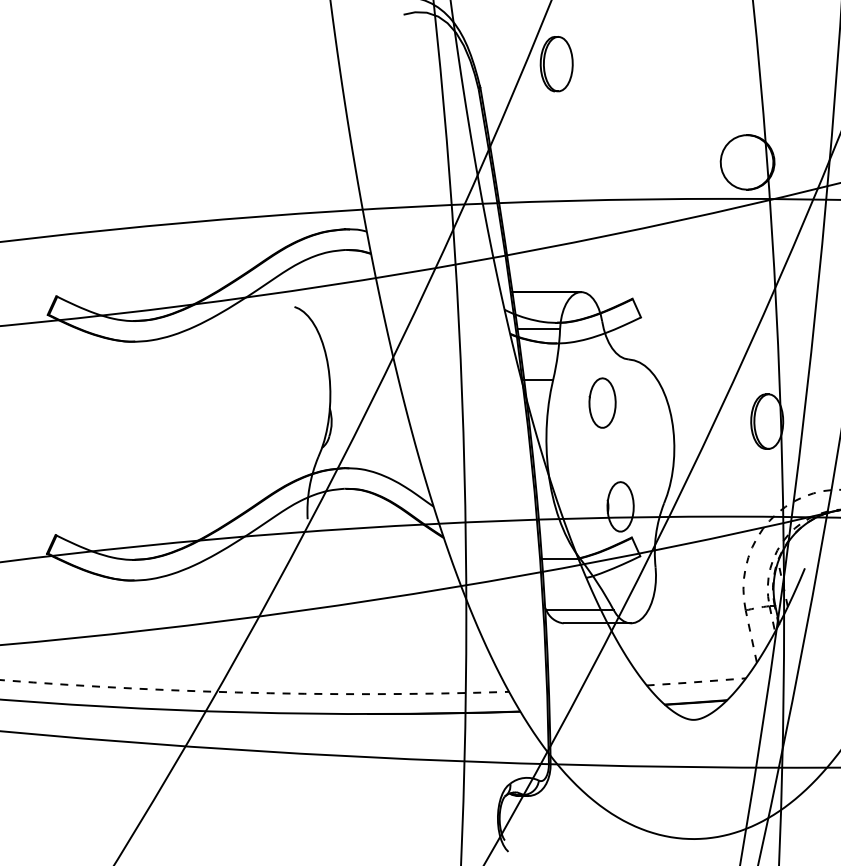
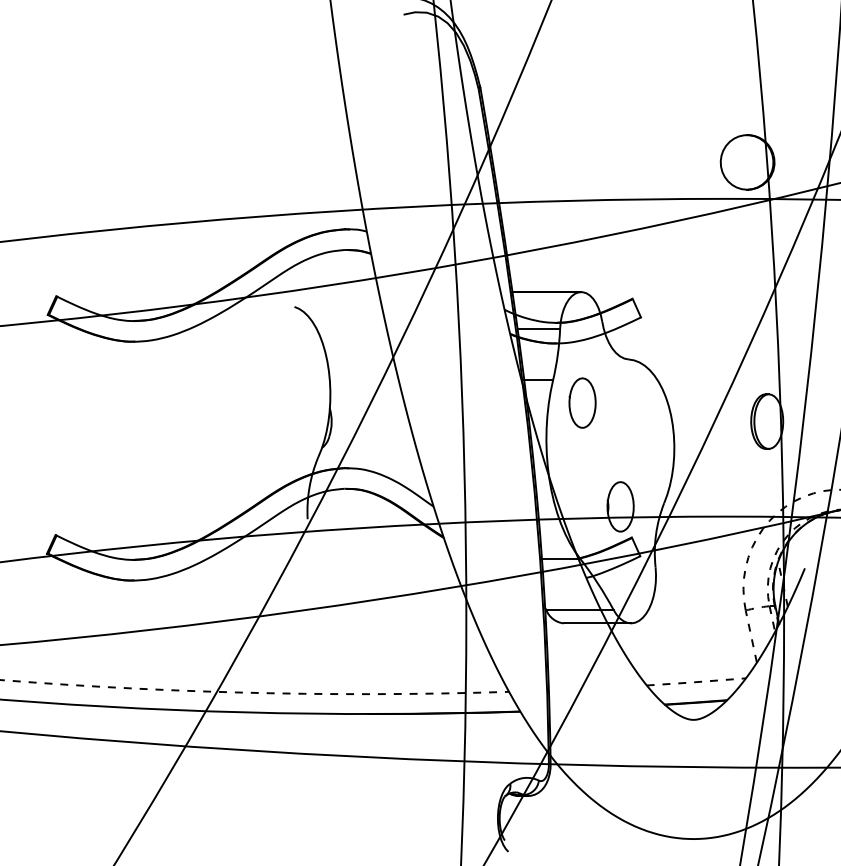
part: present -> none (556, 64)
part position: (602, 402) -> (582, 402) (582, 402)
